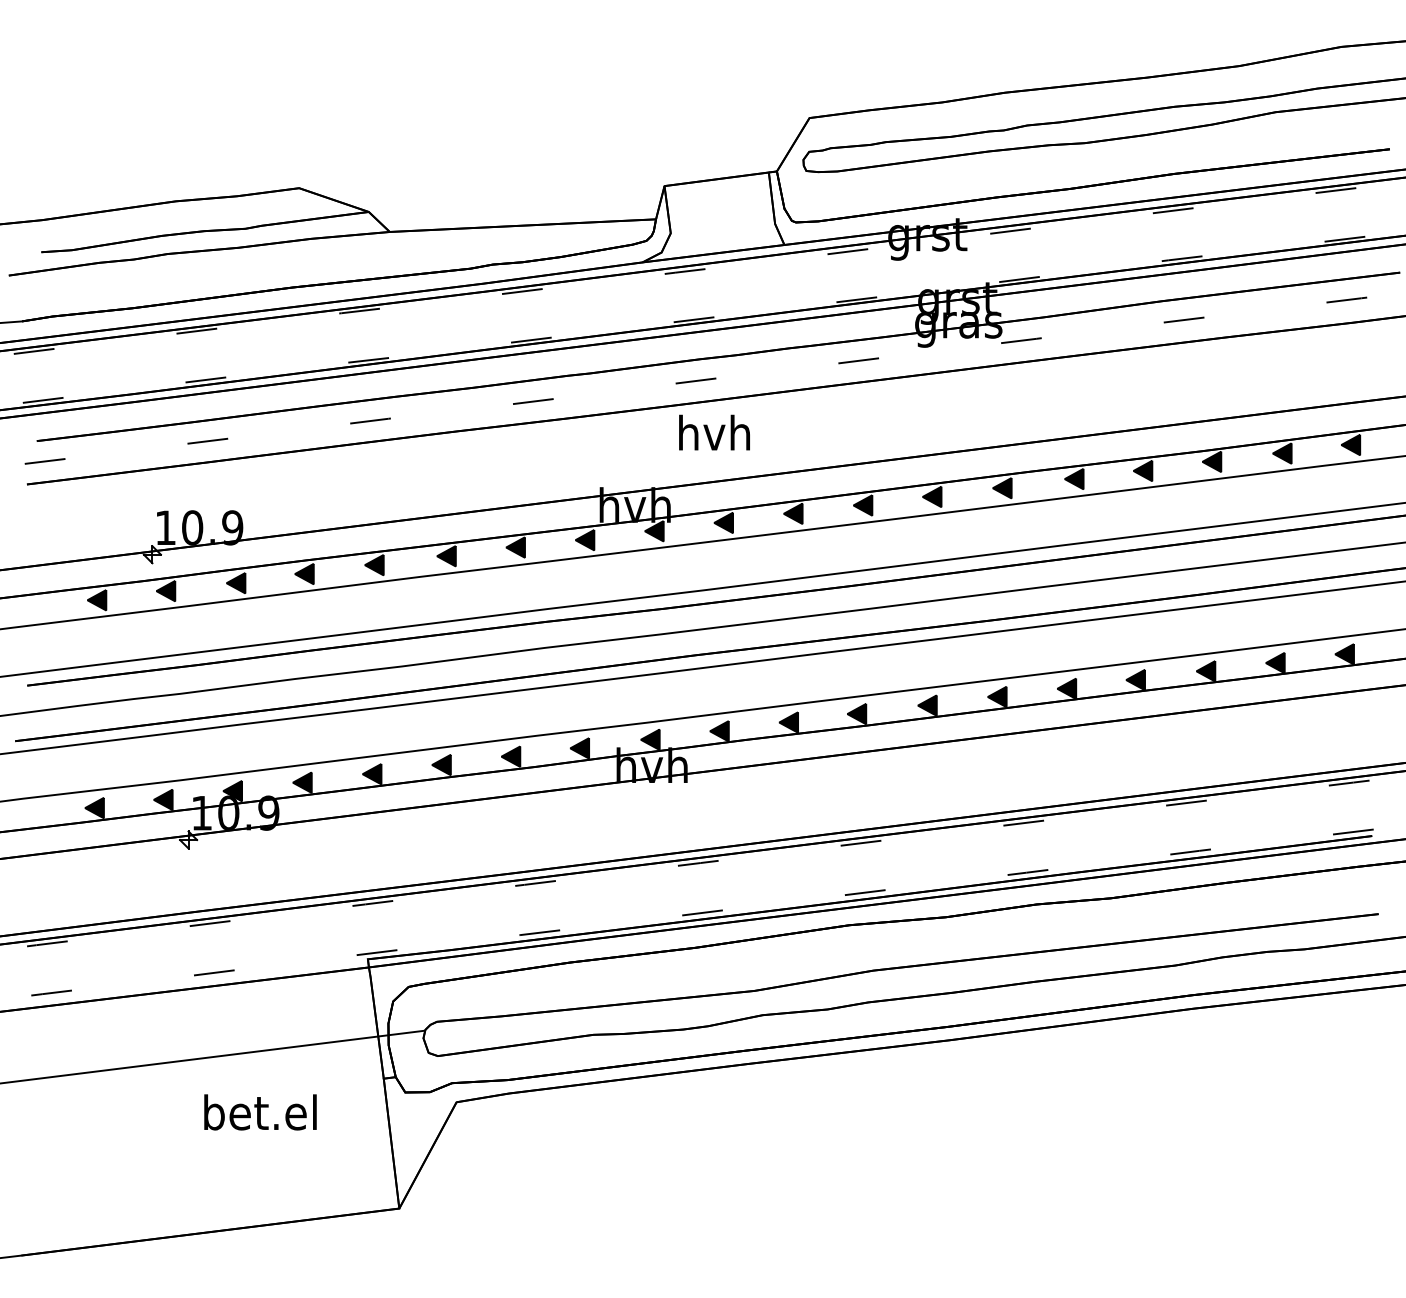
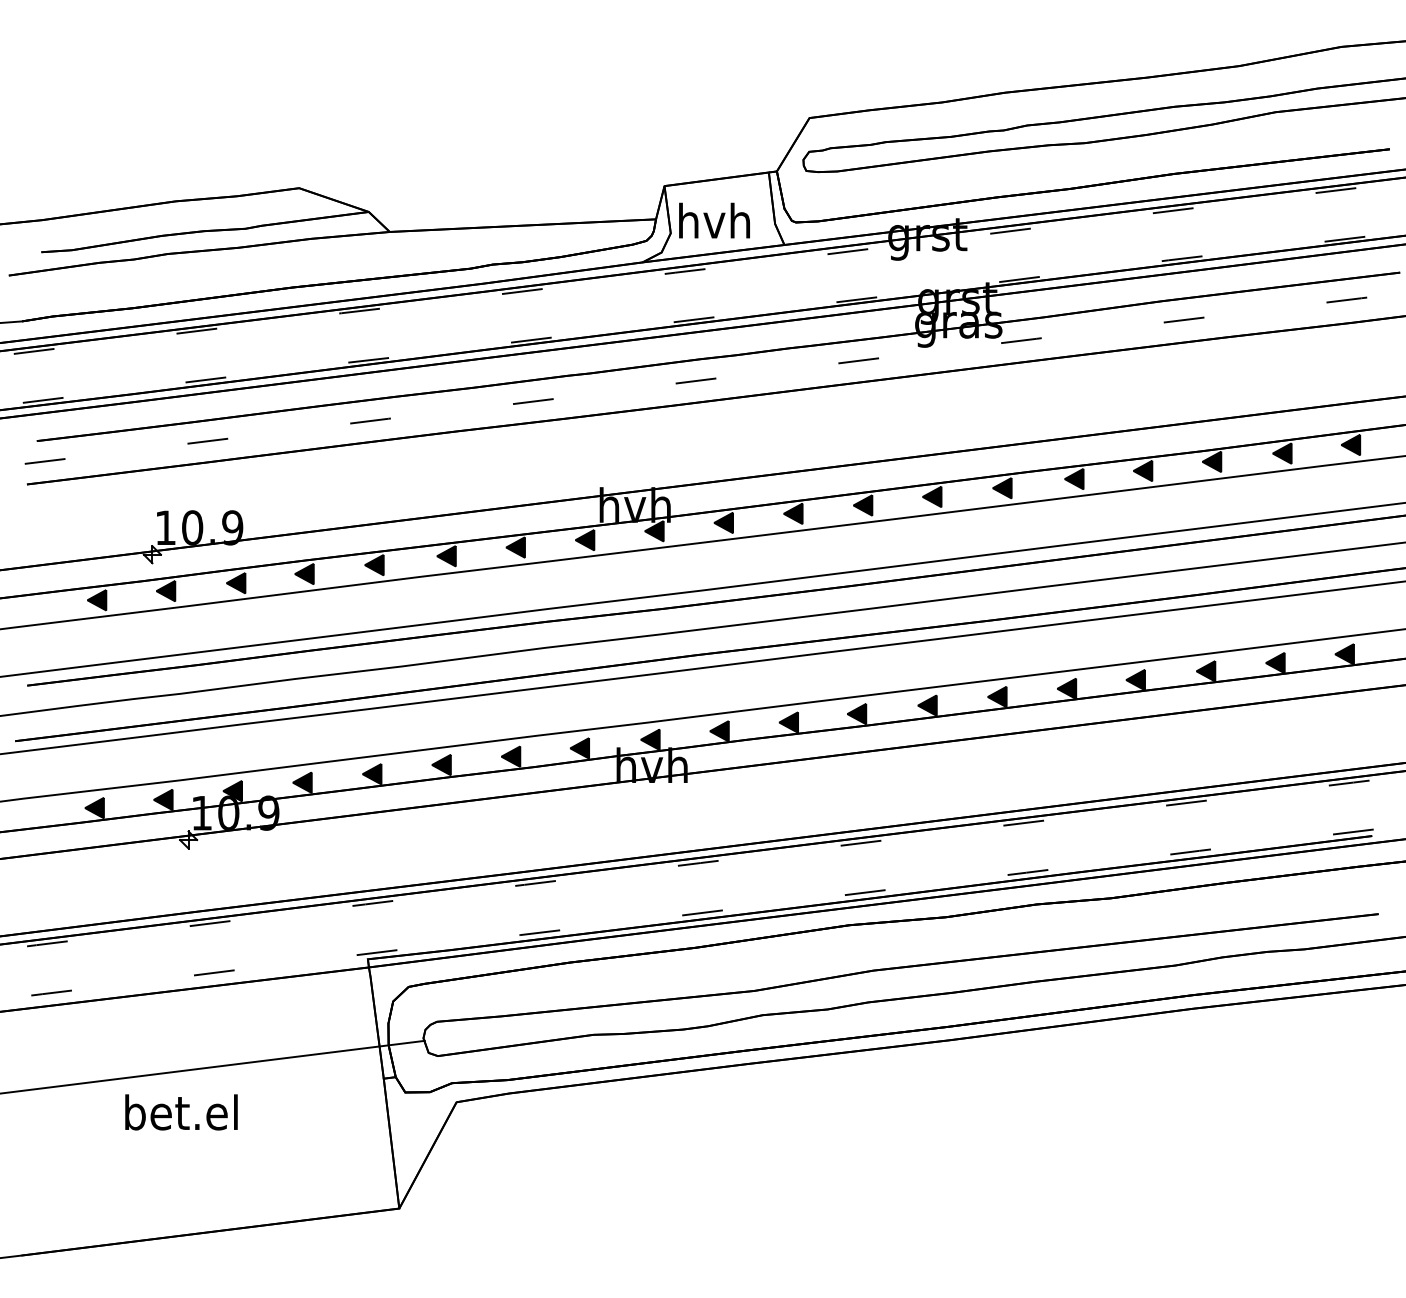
text position: (714, 432) -> (714, 220) (714, 220)
line position: (212, 1056) -> (213, 1066) (213, 1066)
text position: (260, 1112) -> (181, 1112) (181, 1112)
